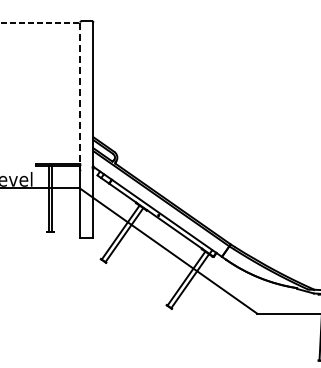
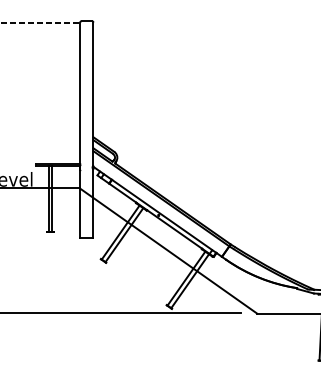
line: dashed -> solid (80, 93)
line: none -> present (121, 312)
